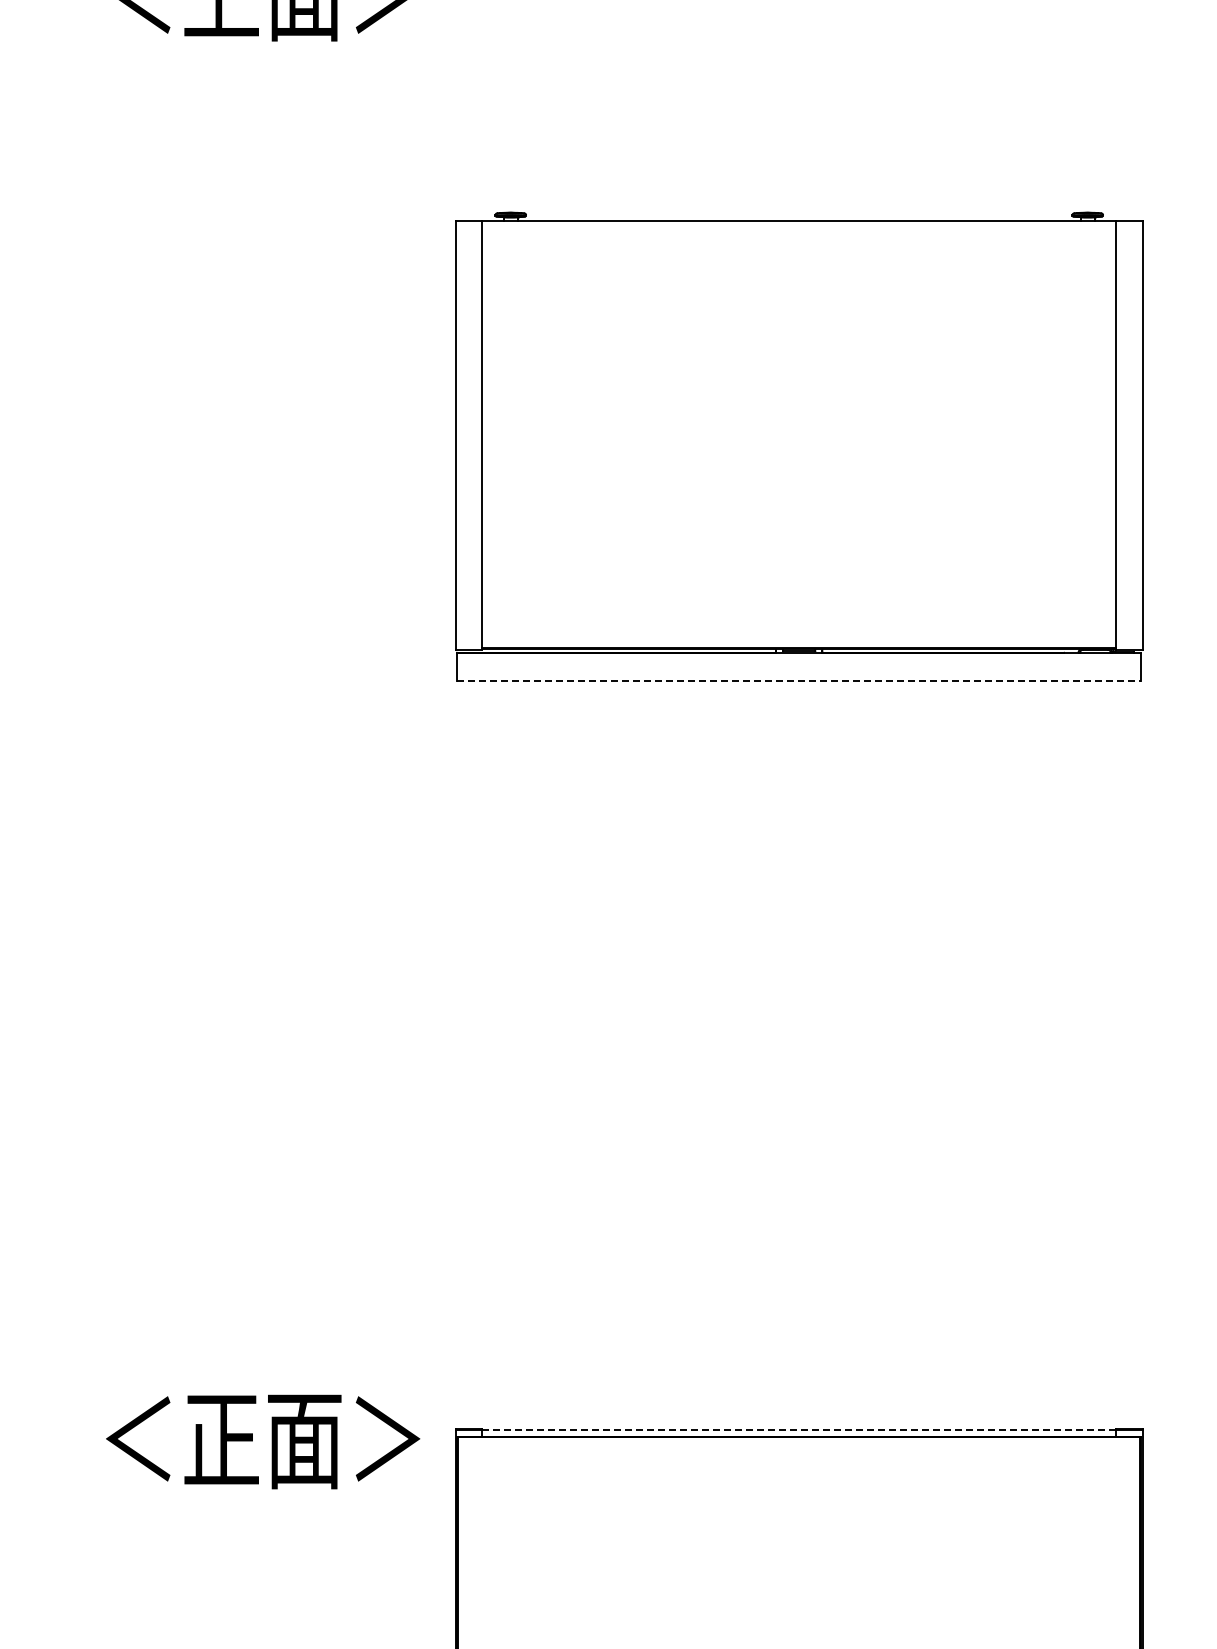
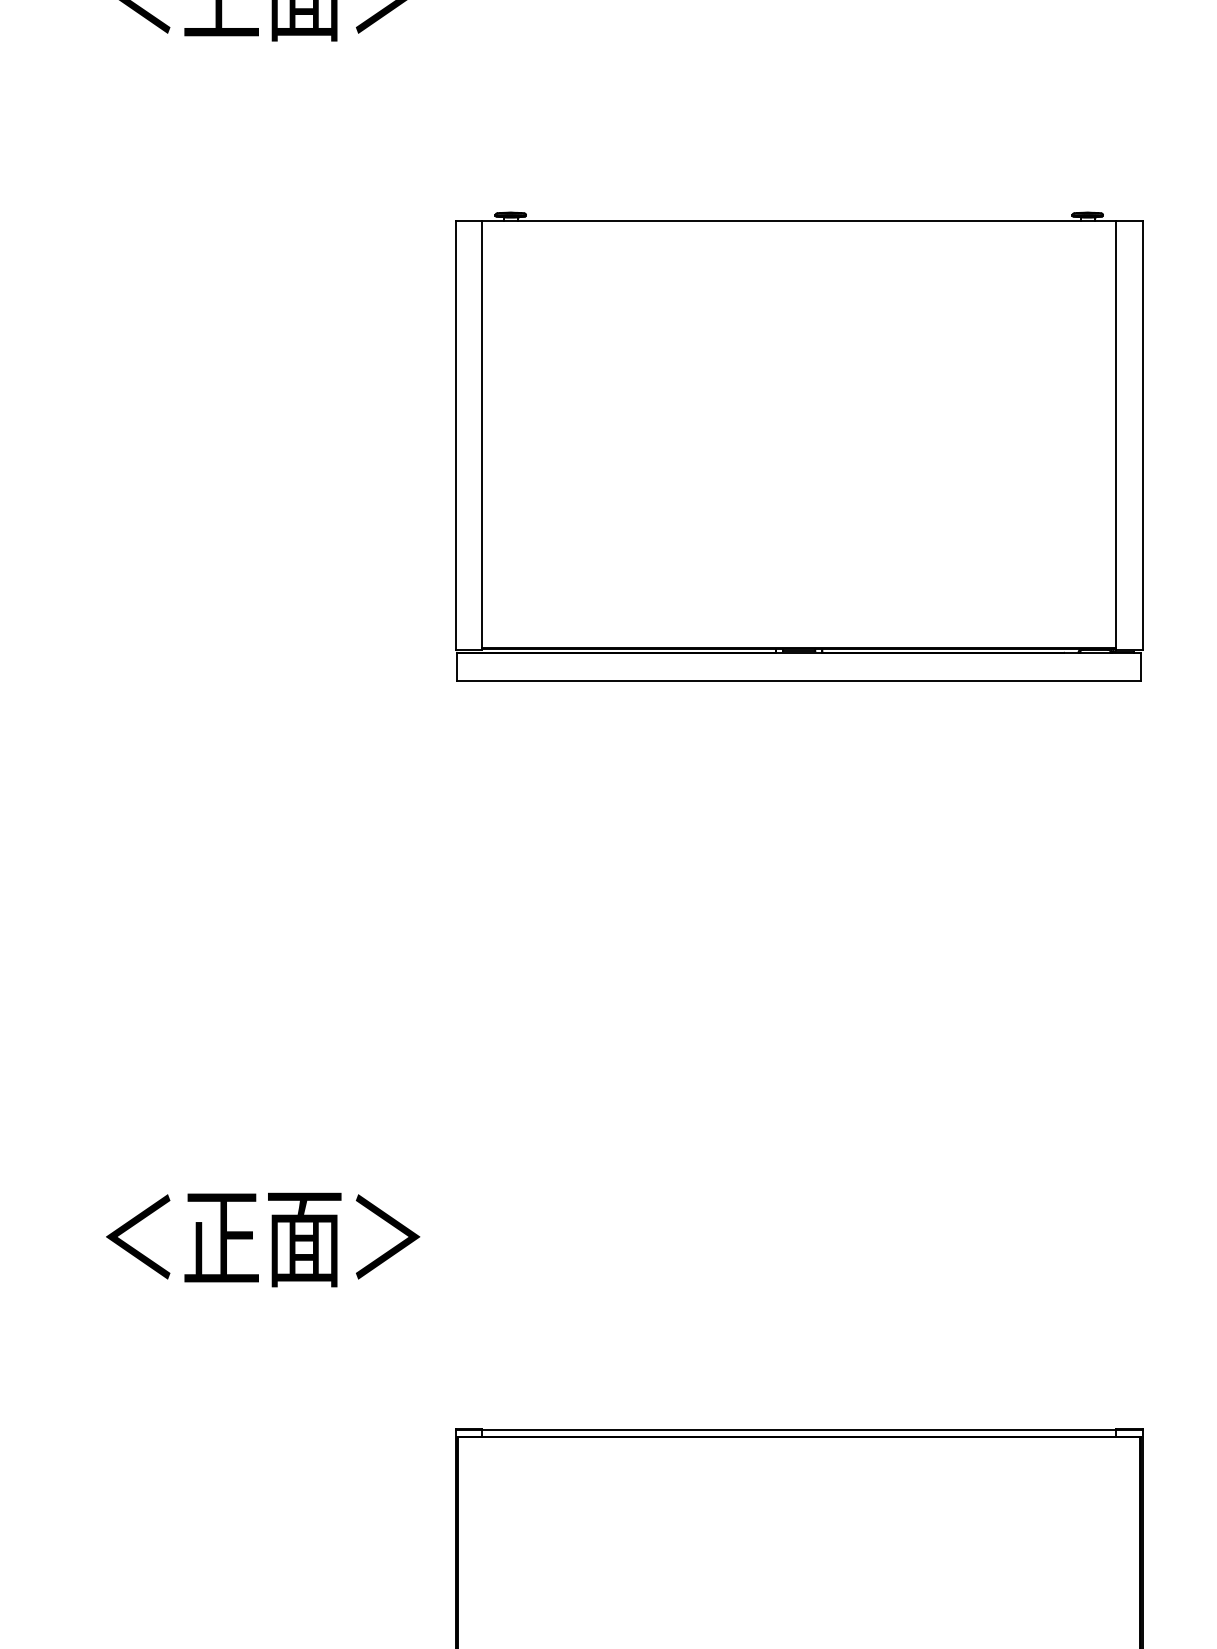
line: dashed -> solid (798, 680)
line: dashed -> solid (799, 1430)
text position: (263, 1441) -> (263, 1239) (263, 1239)
